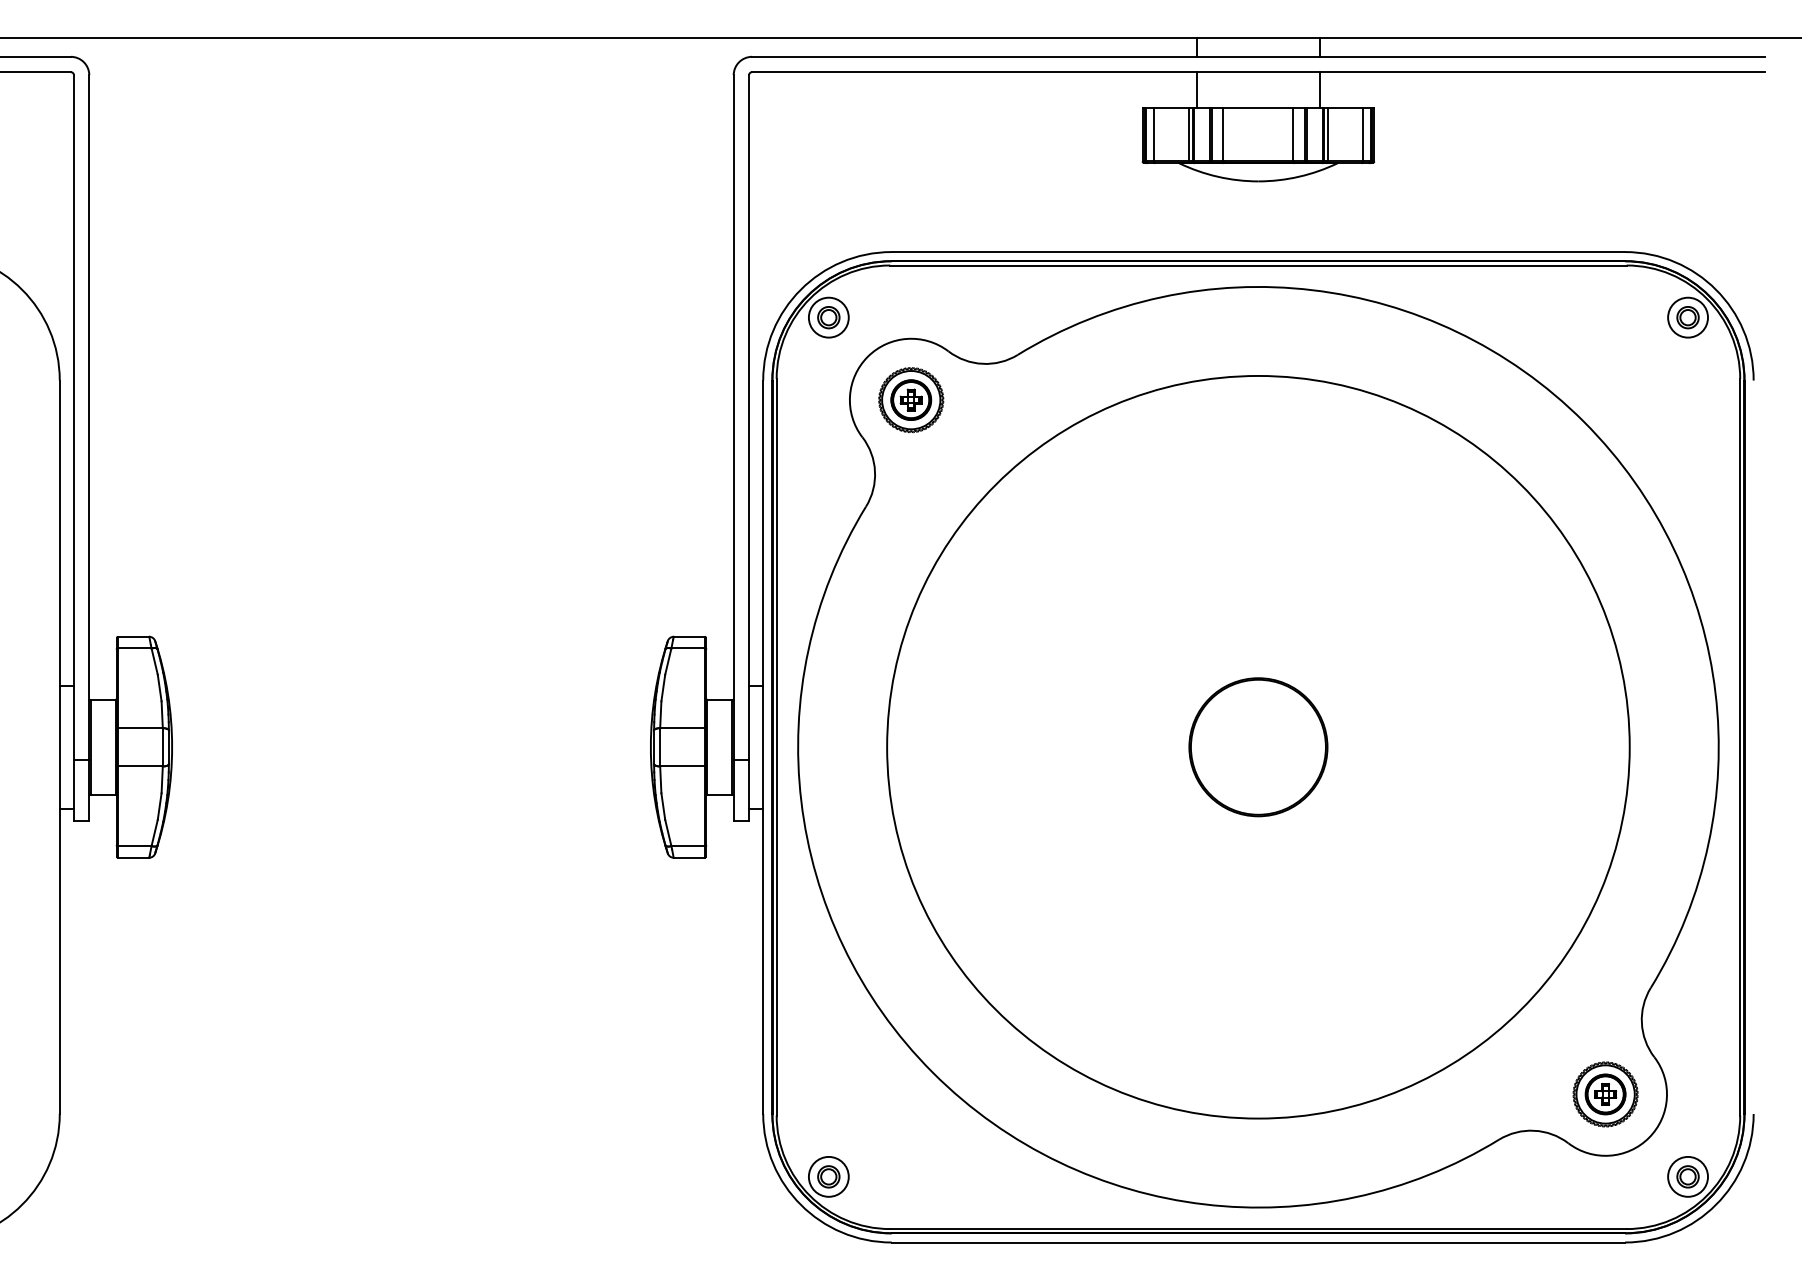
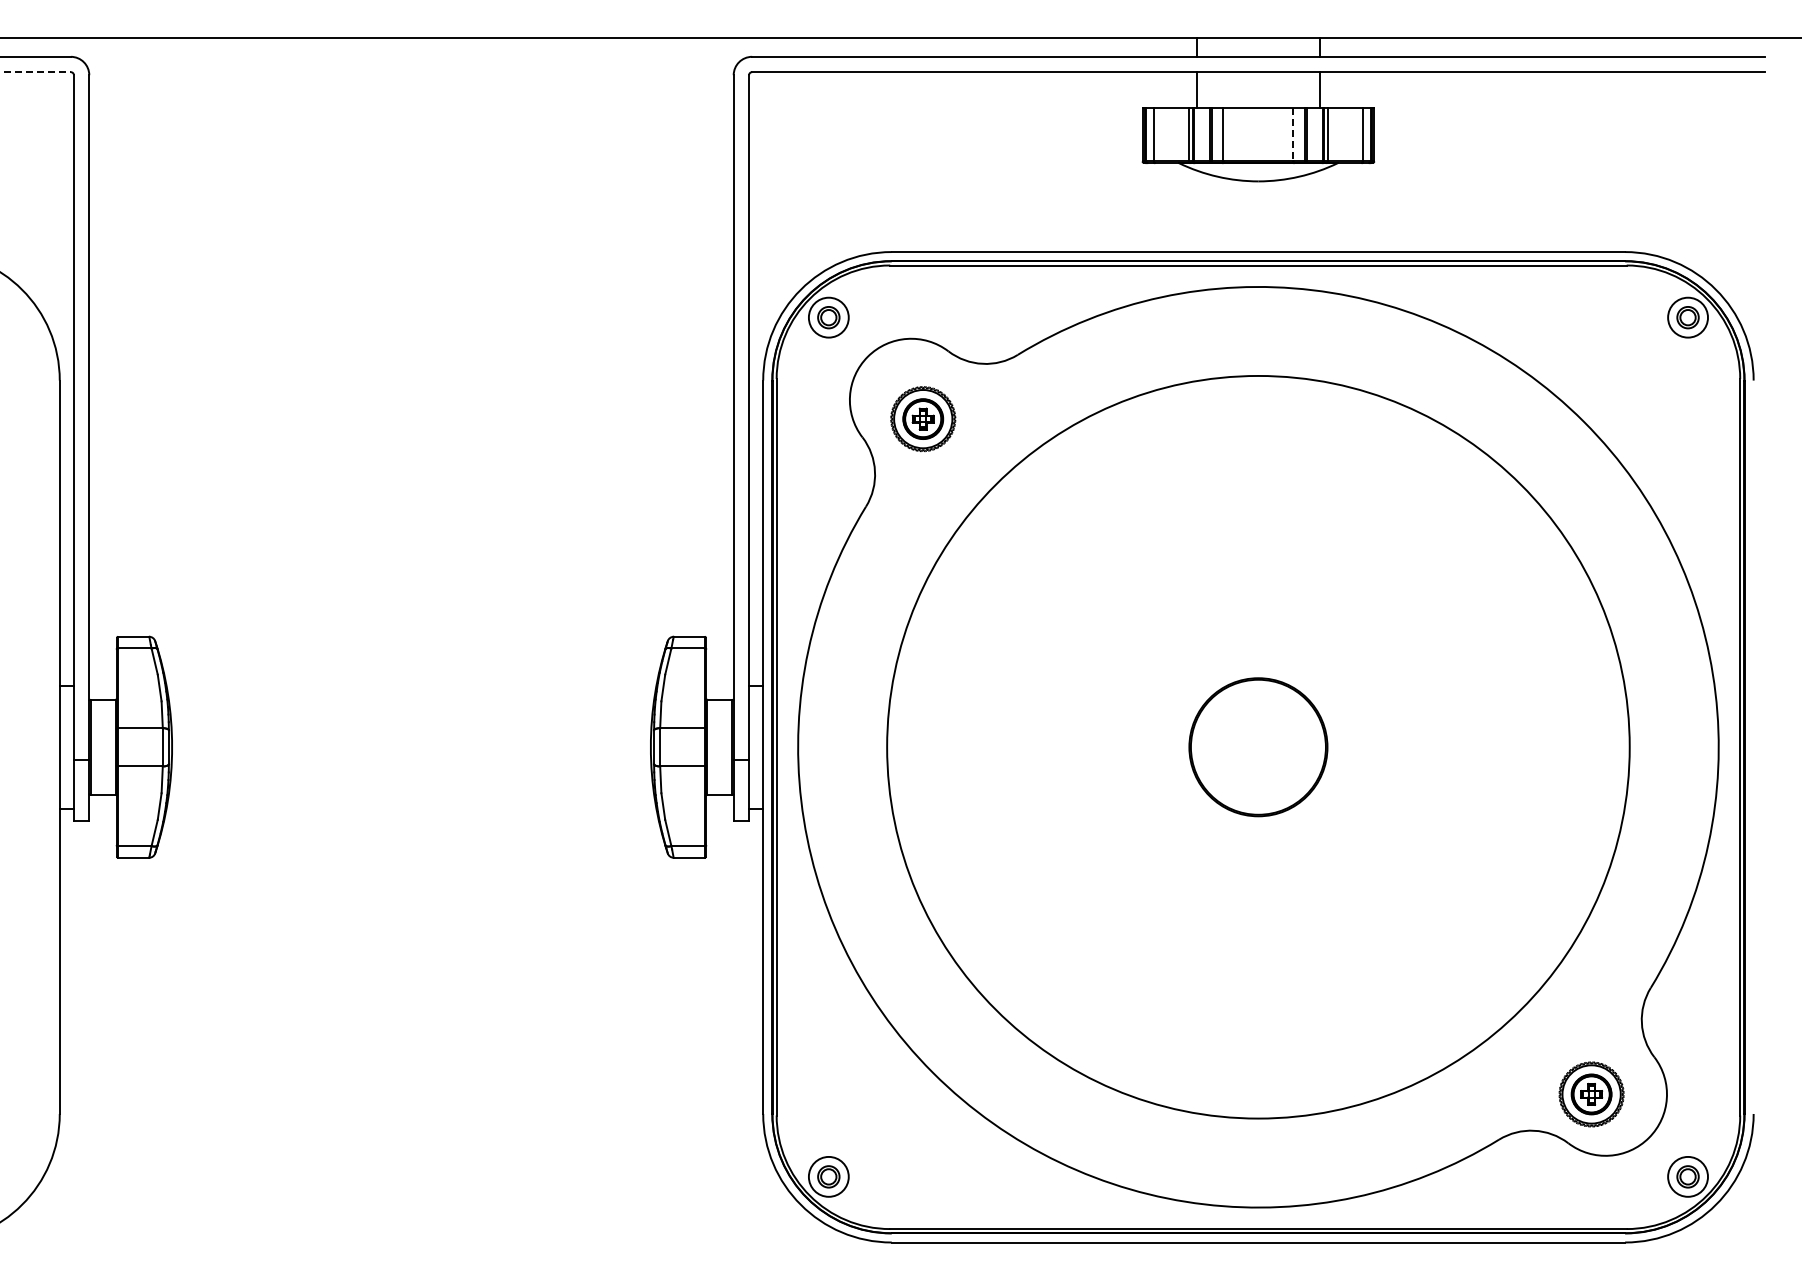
line: solid -> dashed (35, 72)
line: solid -> dashed (1293, 134)
part position: (911, 399) -> (923, 418) (923, 418)
part position: (1605, 1094) -> (1591, 1094) (1591, 1094)
